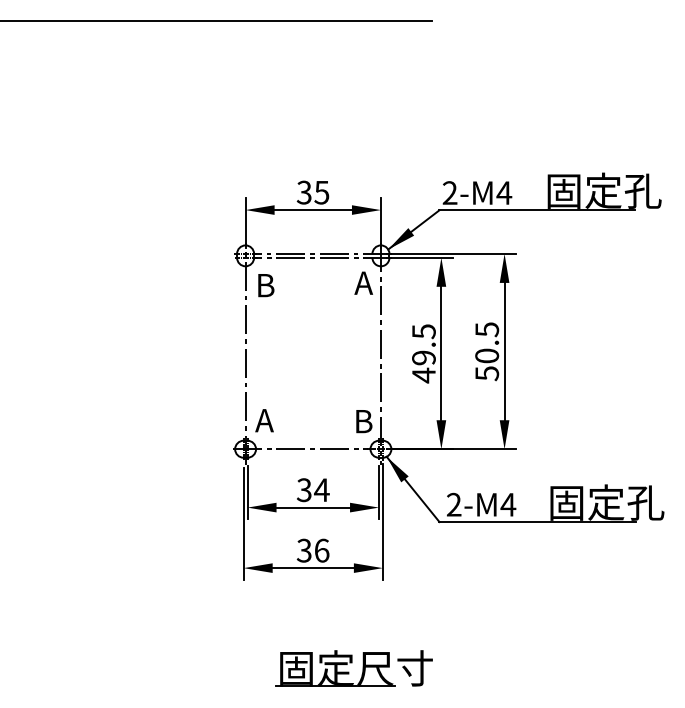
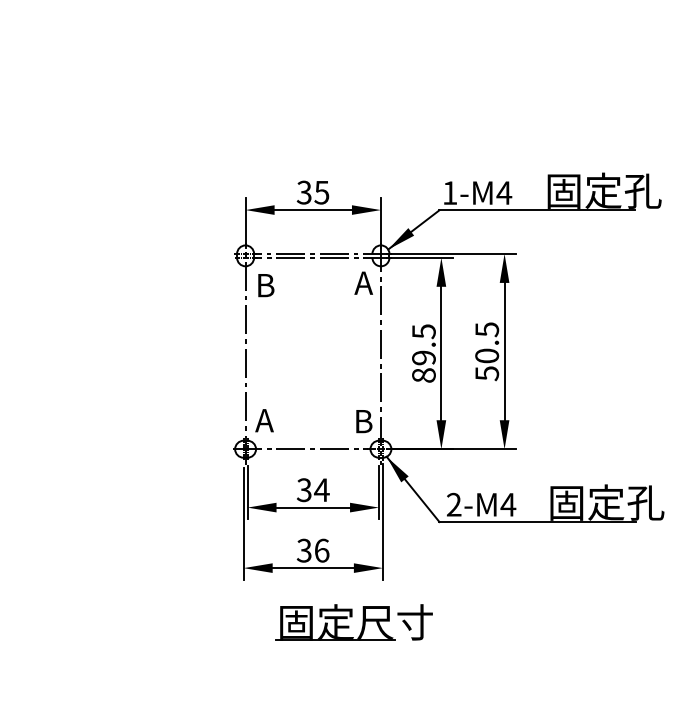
line: present -> none (216, 21)
text: 2-M4 -> 1-M4 (449, 192)
text: 49.5 -> 89.5 (423, 375)
part position: (353, 668) -> (353, 622) (353, 622)
